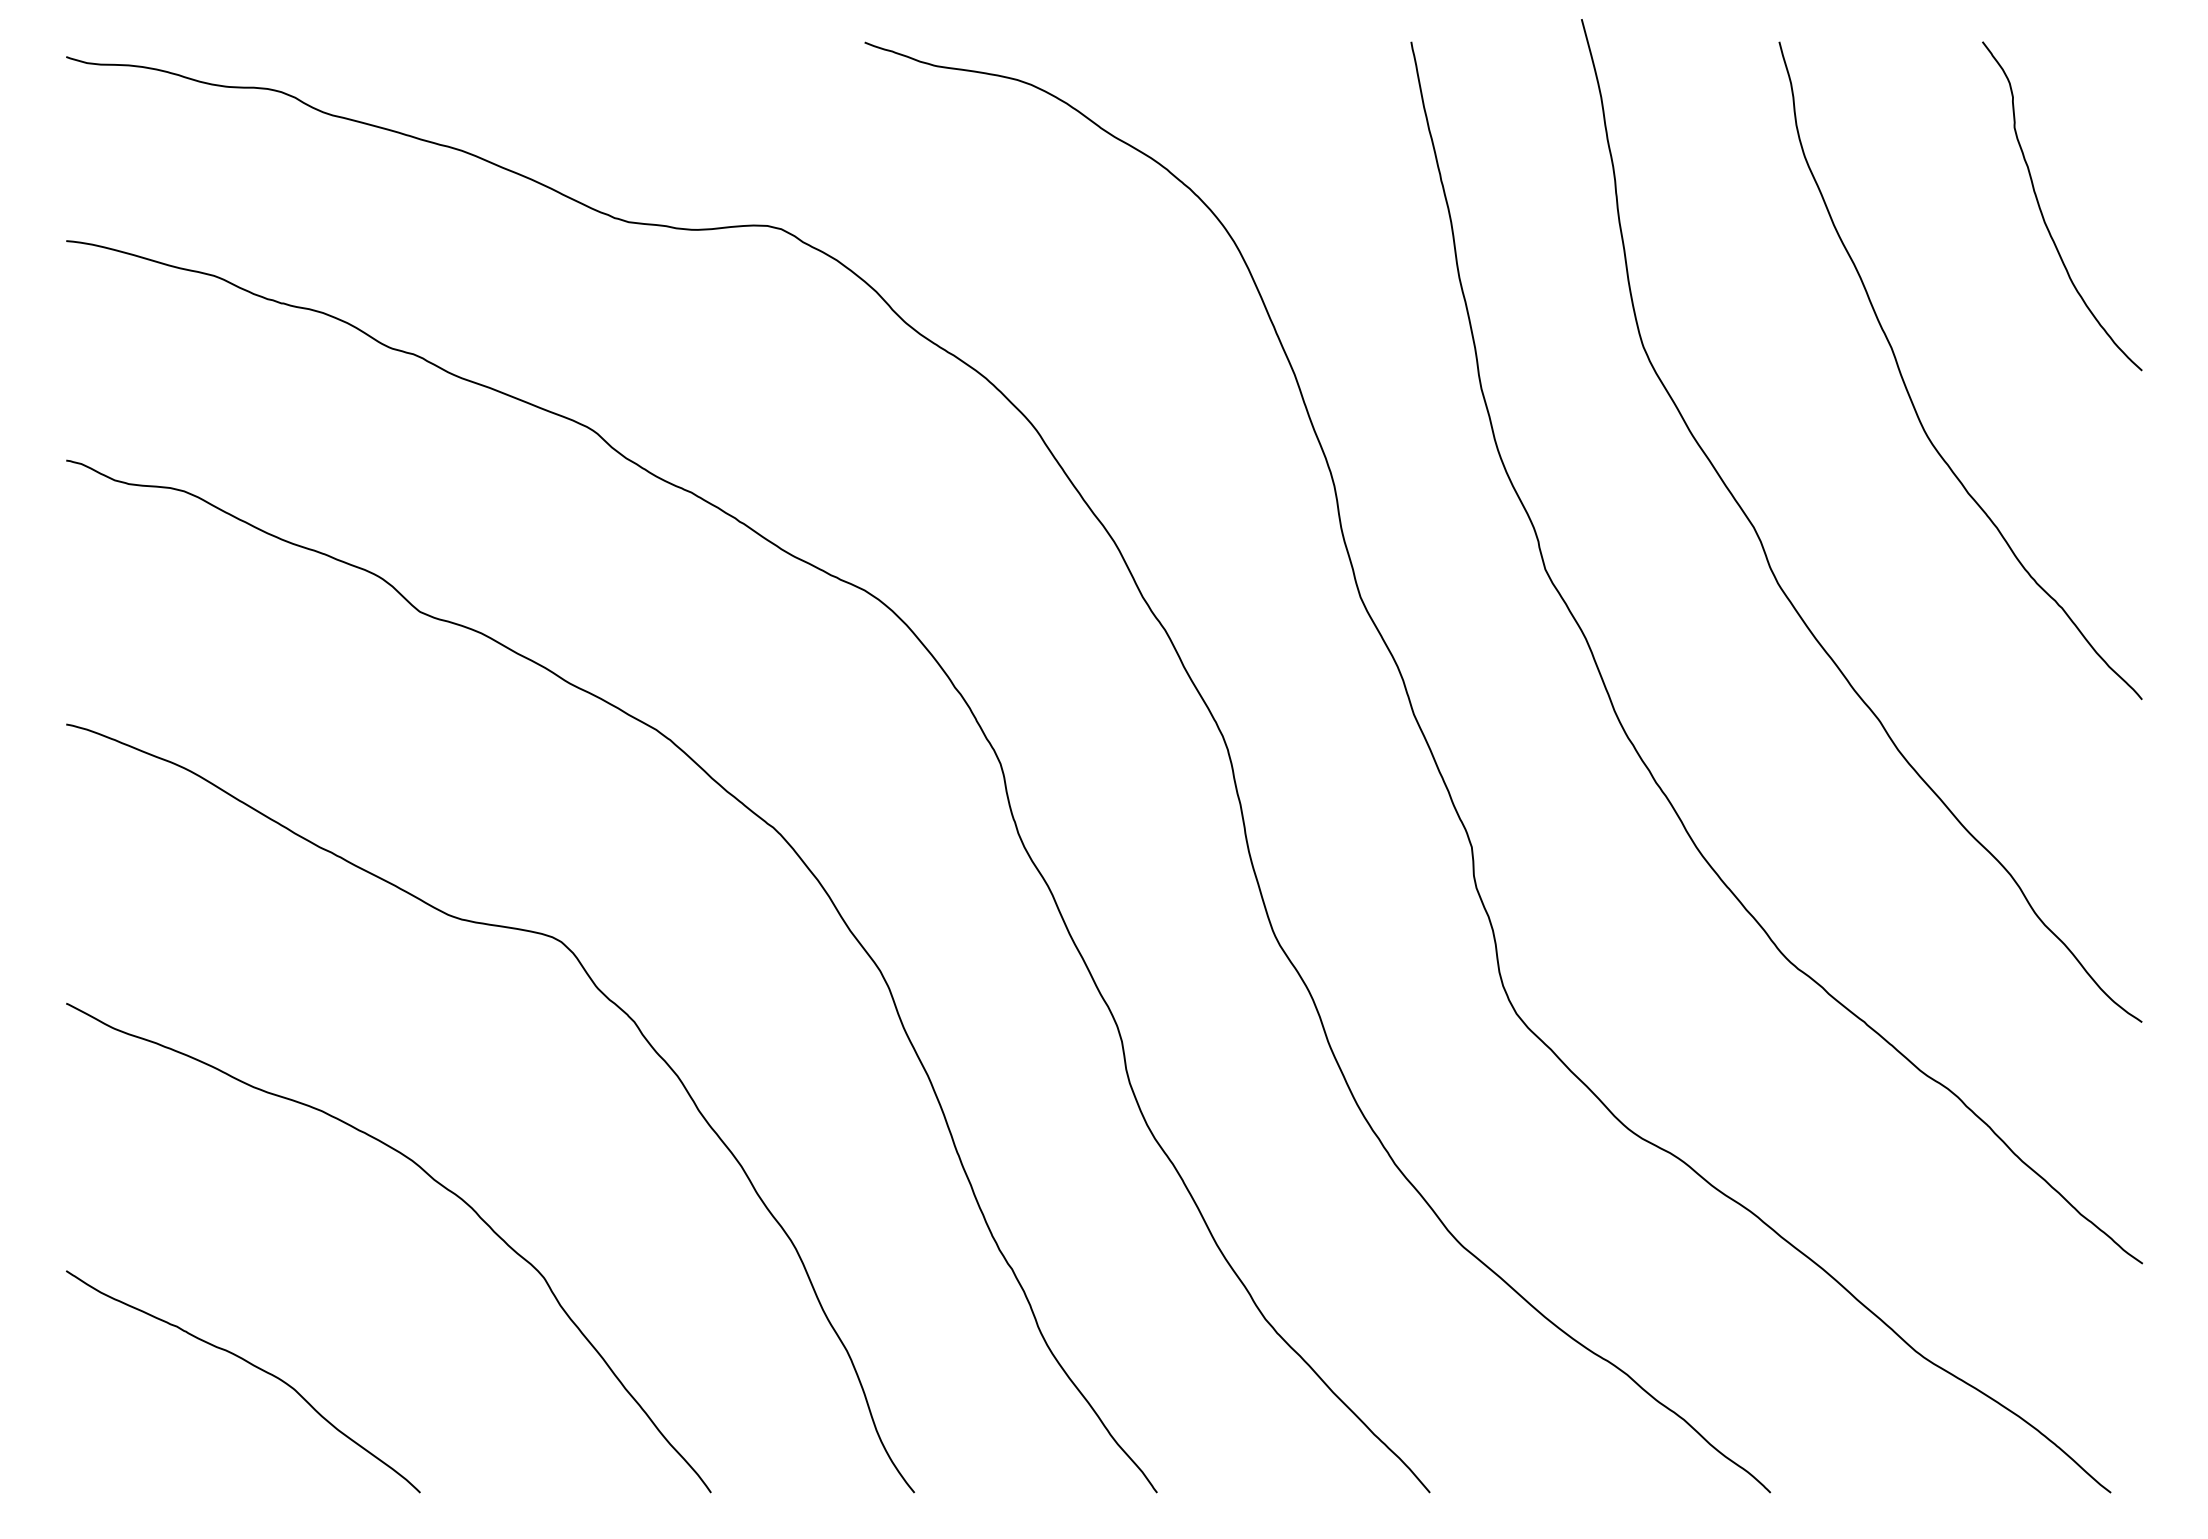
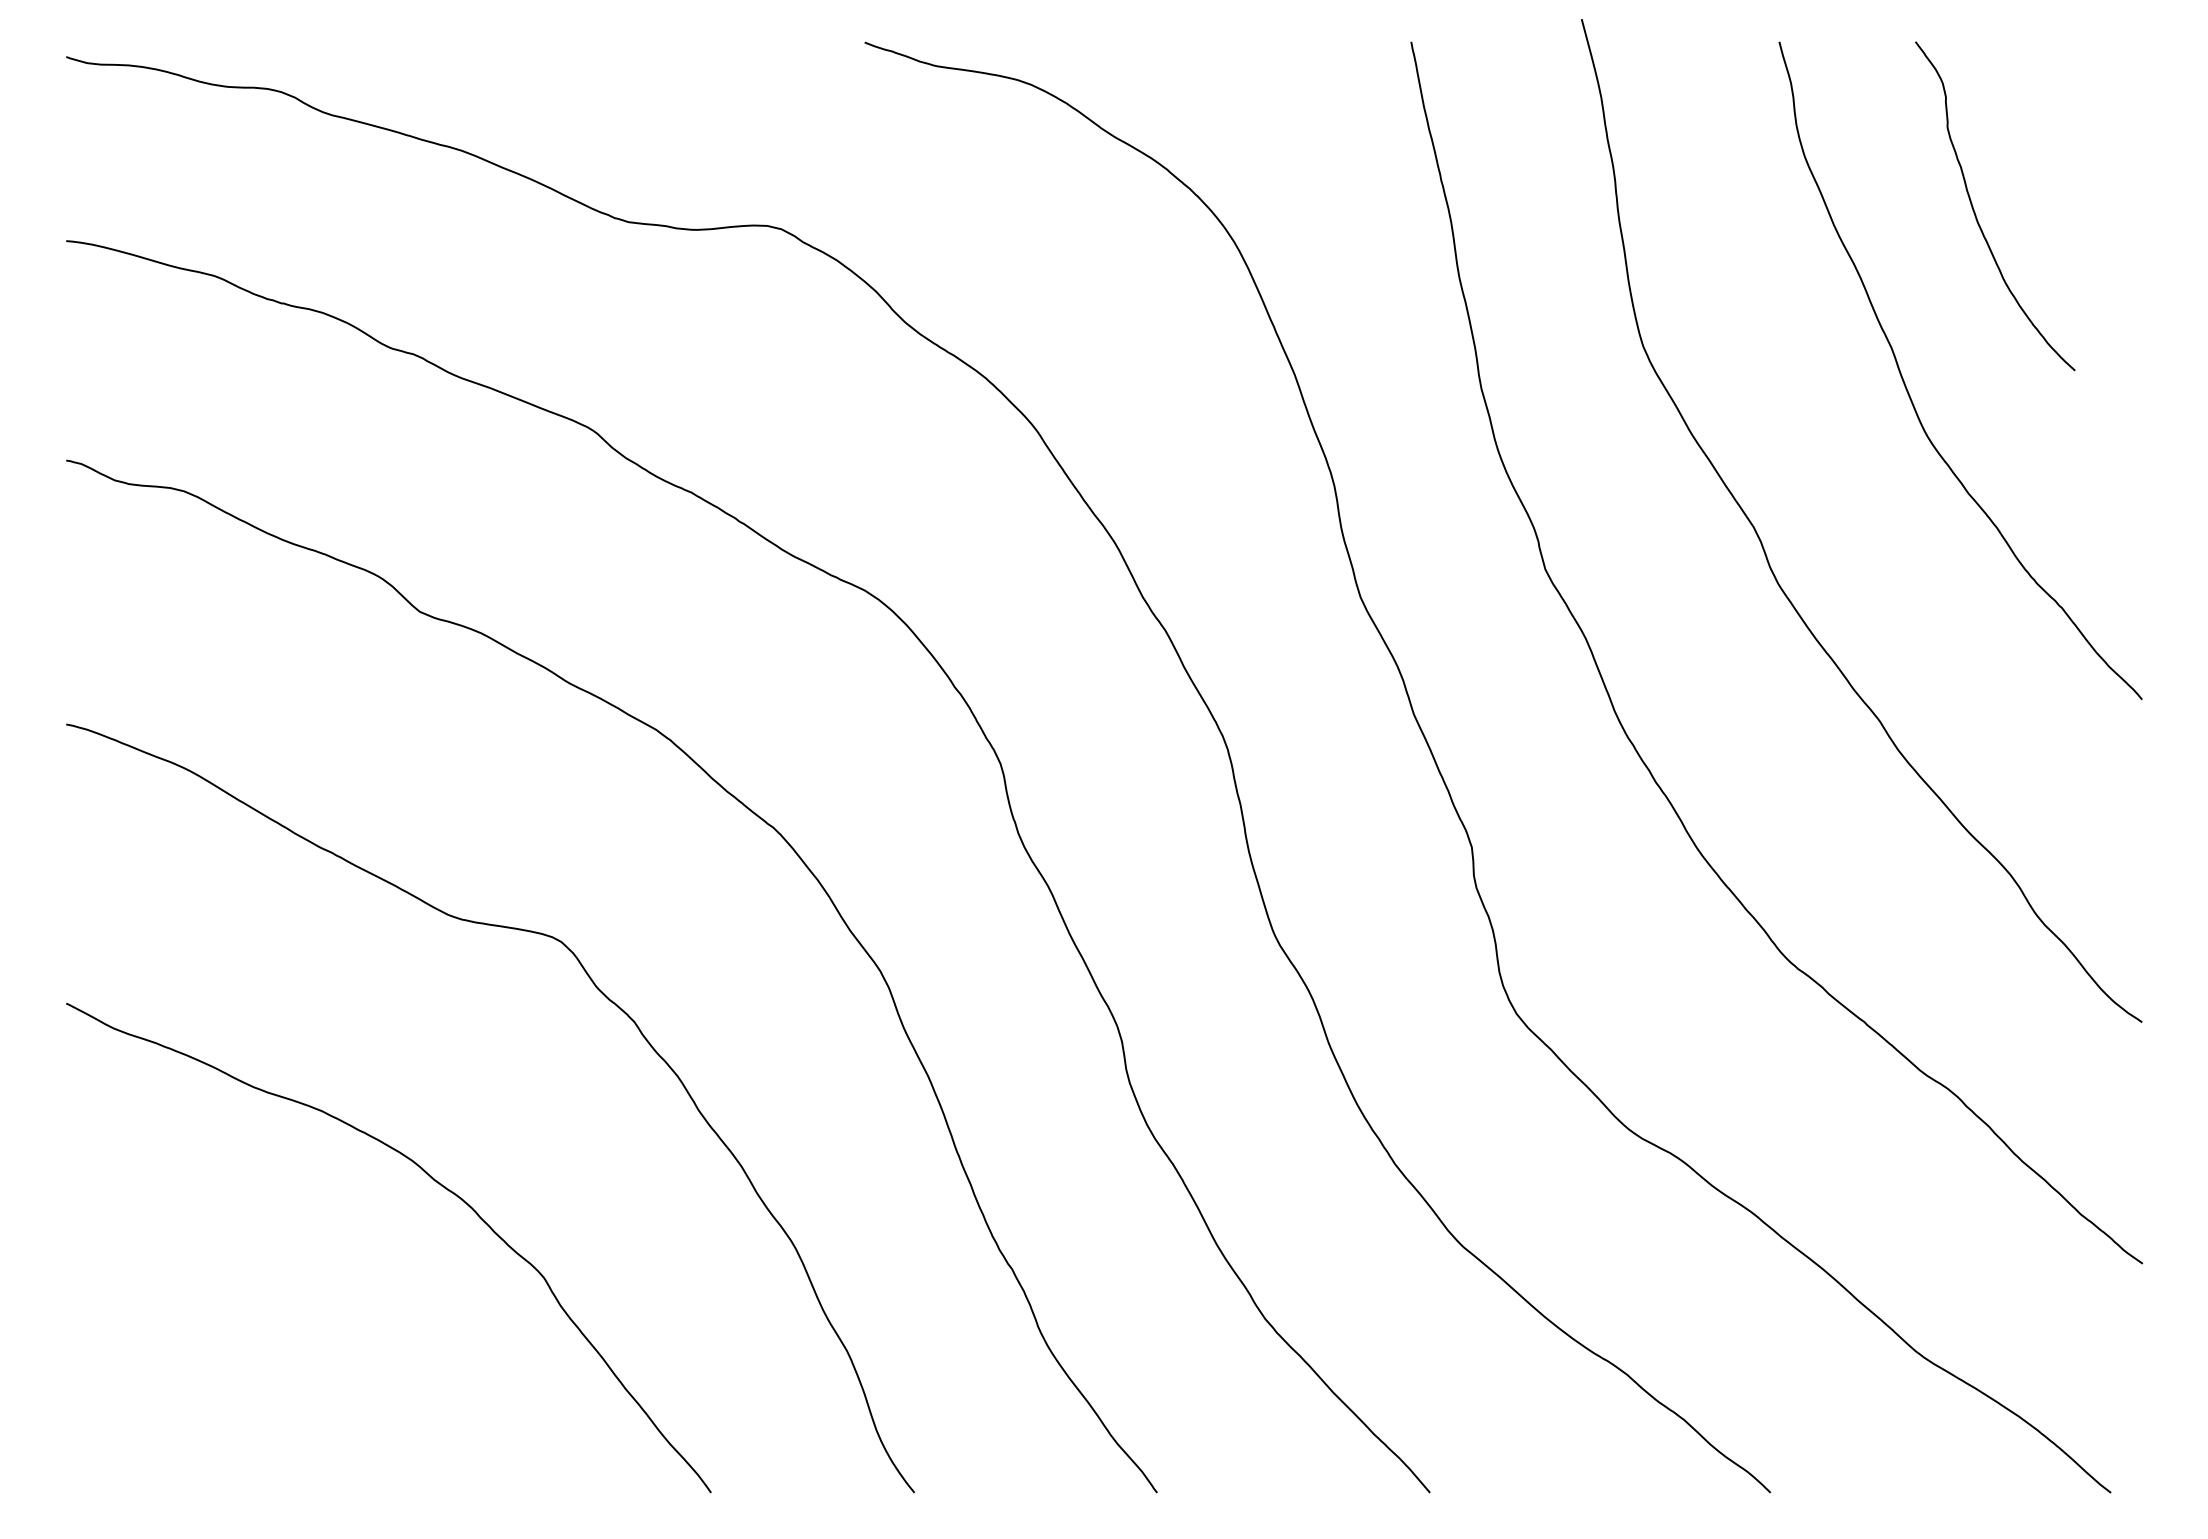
curve position: (2042, 212) -> (1975, 212) (1975, 212)
curve: present -> none (251, 1365)
